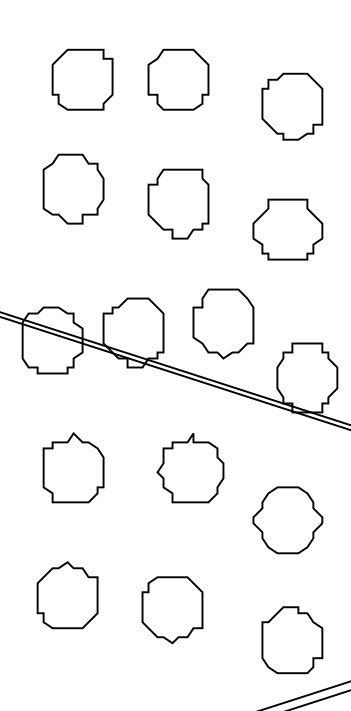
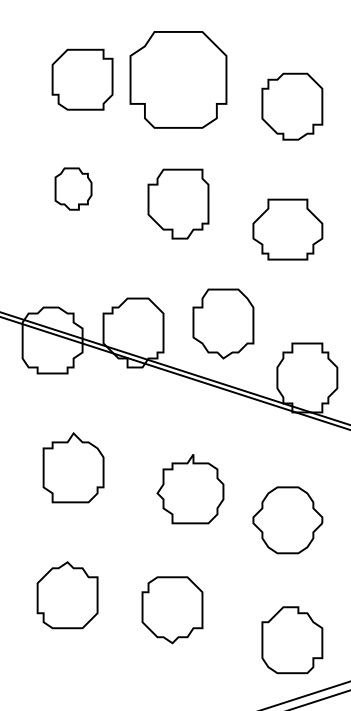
part size: 63x63 px -> 99x98 px (178, 79)
part size: 63x72 px -> 39x44 px (73, 188)
part position: (190, 468) -> (190, 489) (190, 489)
